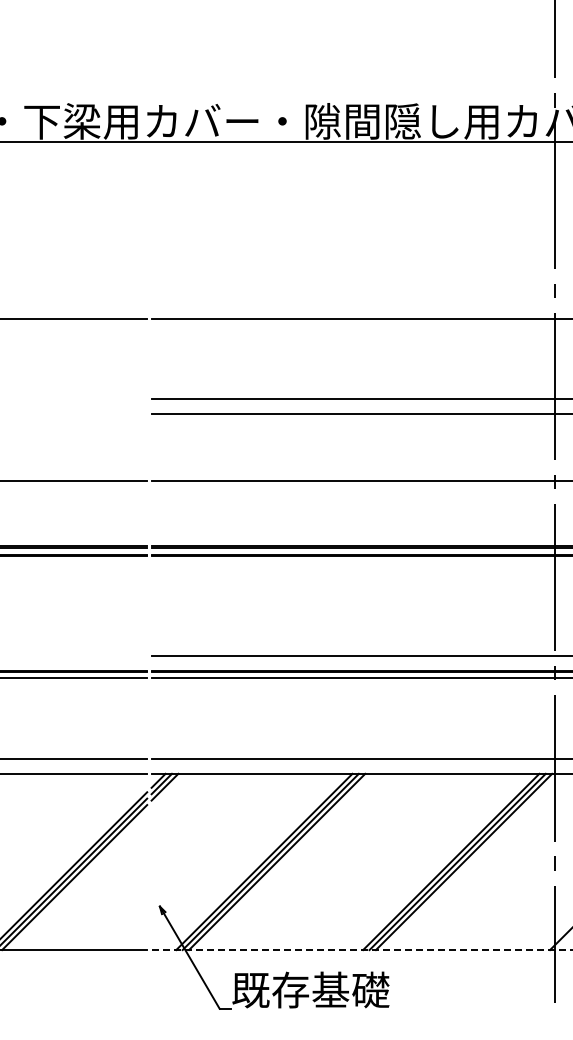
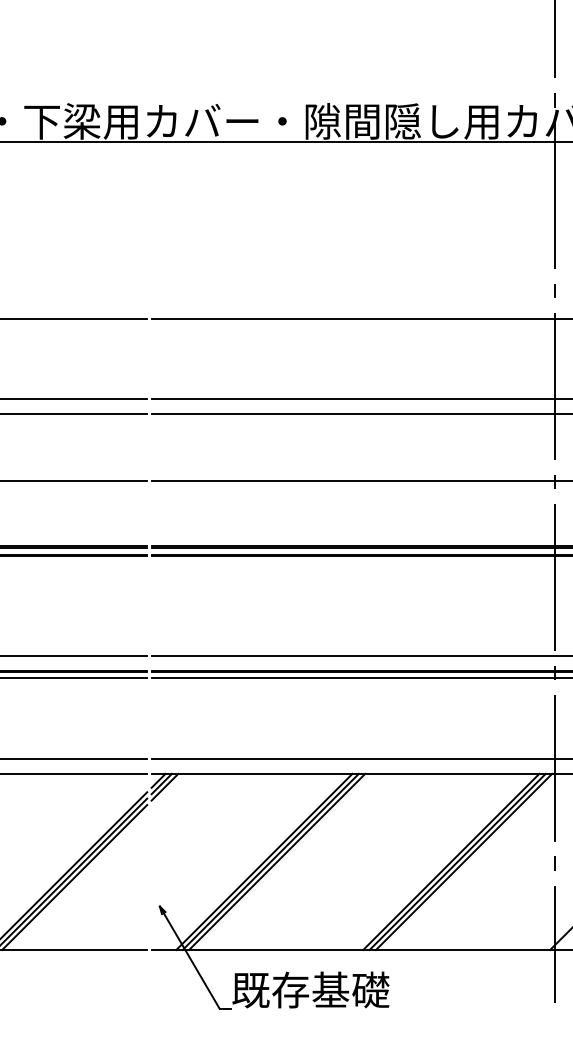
line: none -> present (74, 398)
line: none -> present (74, 414)
line: none -> present (74, 655)
line: dashed -> solid (362, 950)
